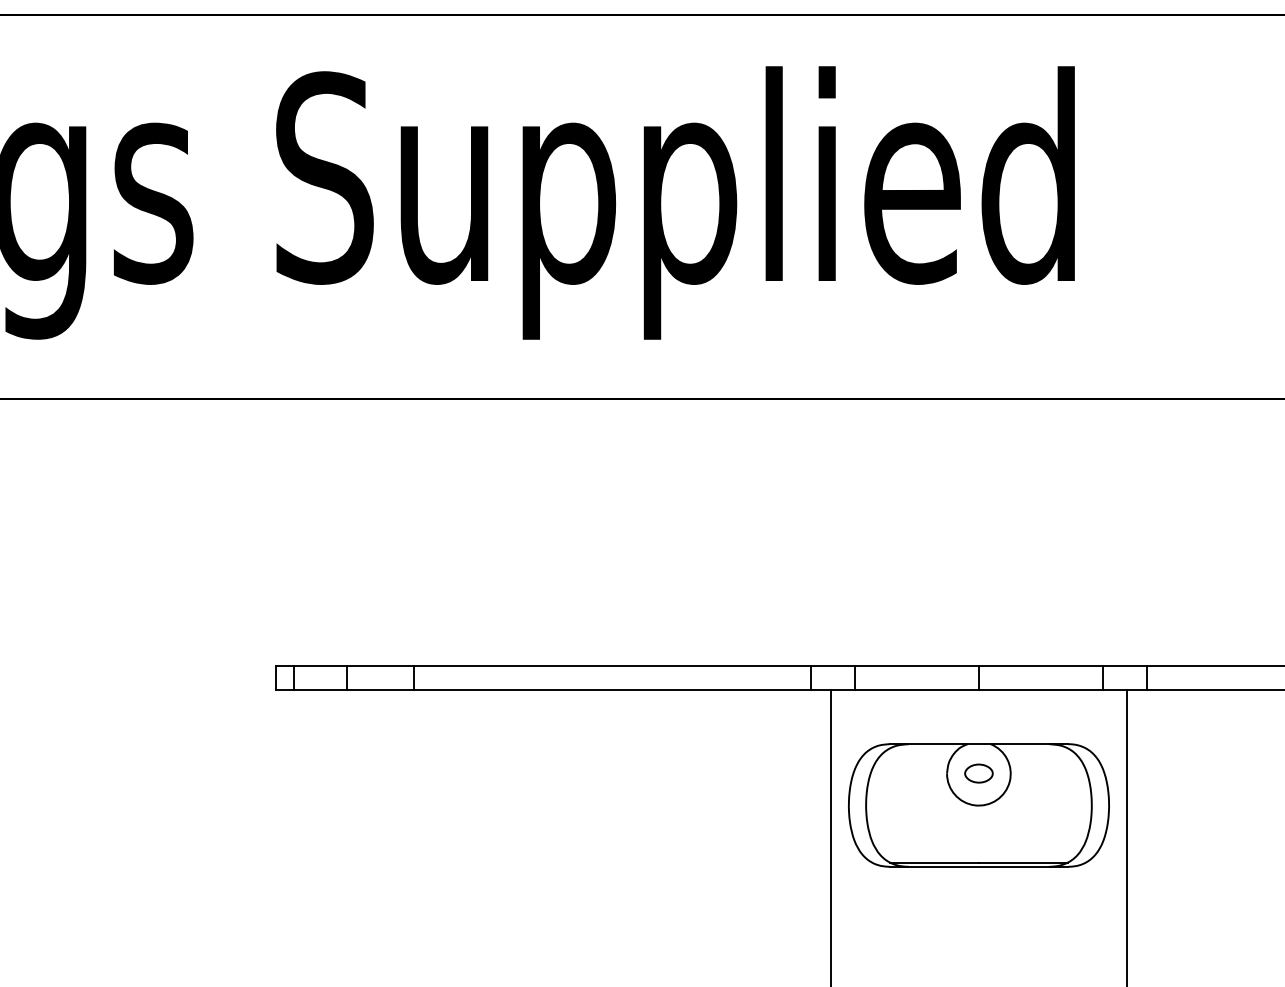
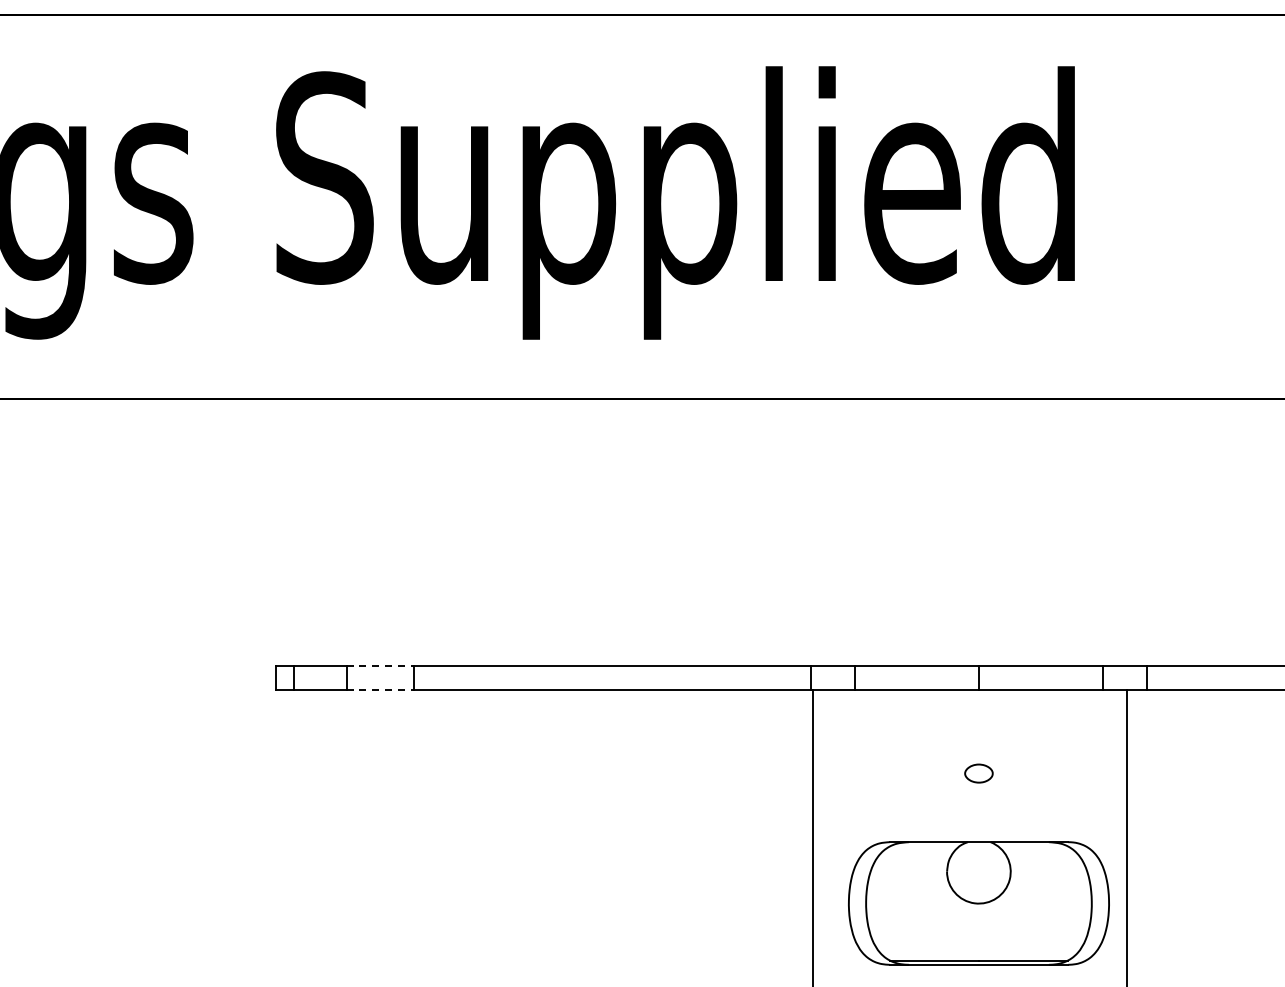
line: solid -> dashed (380, 665)
line: solid -> dashed (380, 690)
part position: (978, 805) -> (978, 903) (978, 903)
line position: (831, 836) -> (813, 836) (813, 836)
